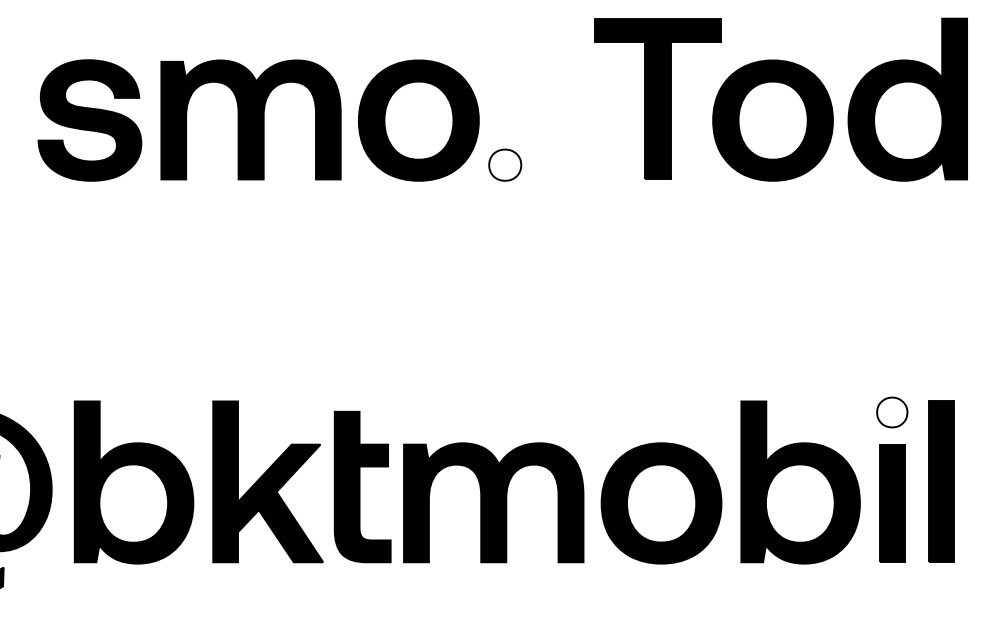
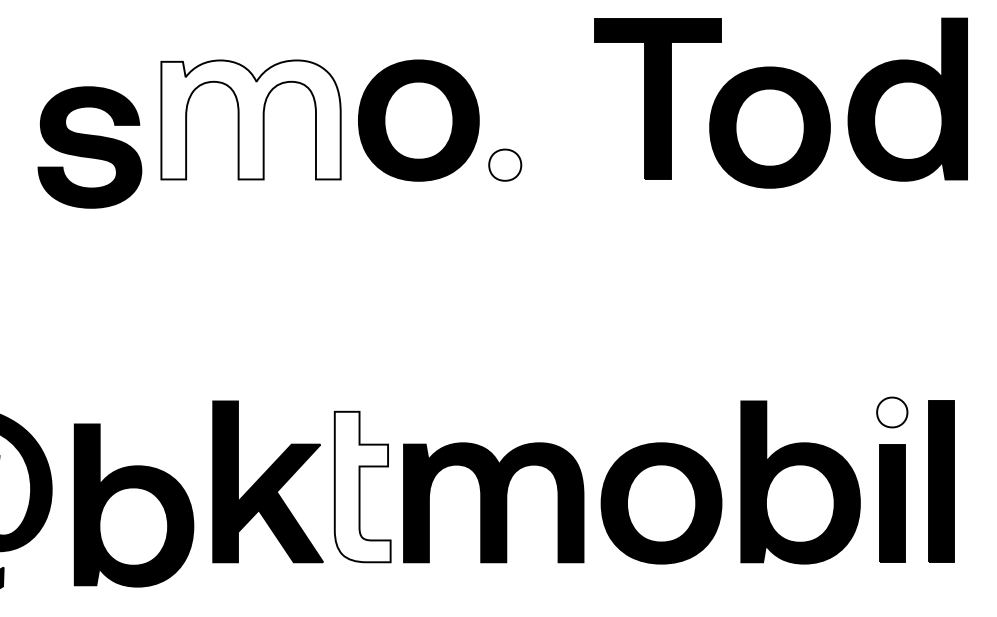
fill: present -> none (250, 119)
part position: (89, 120) -> (89, 147) (89, 147)
part position: (772, 120) -> (769, 127) (769, 127)
part position: (133, 482) -> (133, 505) (133, 505)
fill: present -> none (362, 486)
